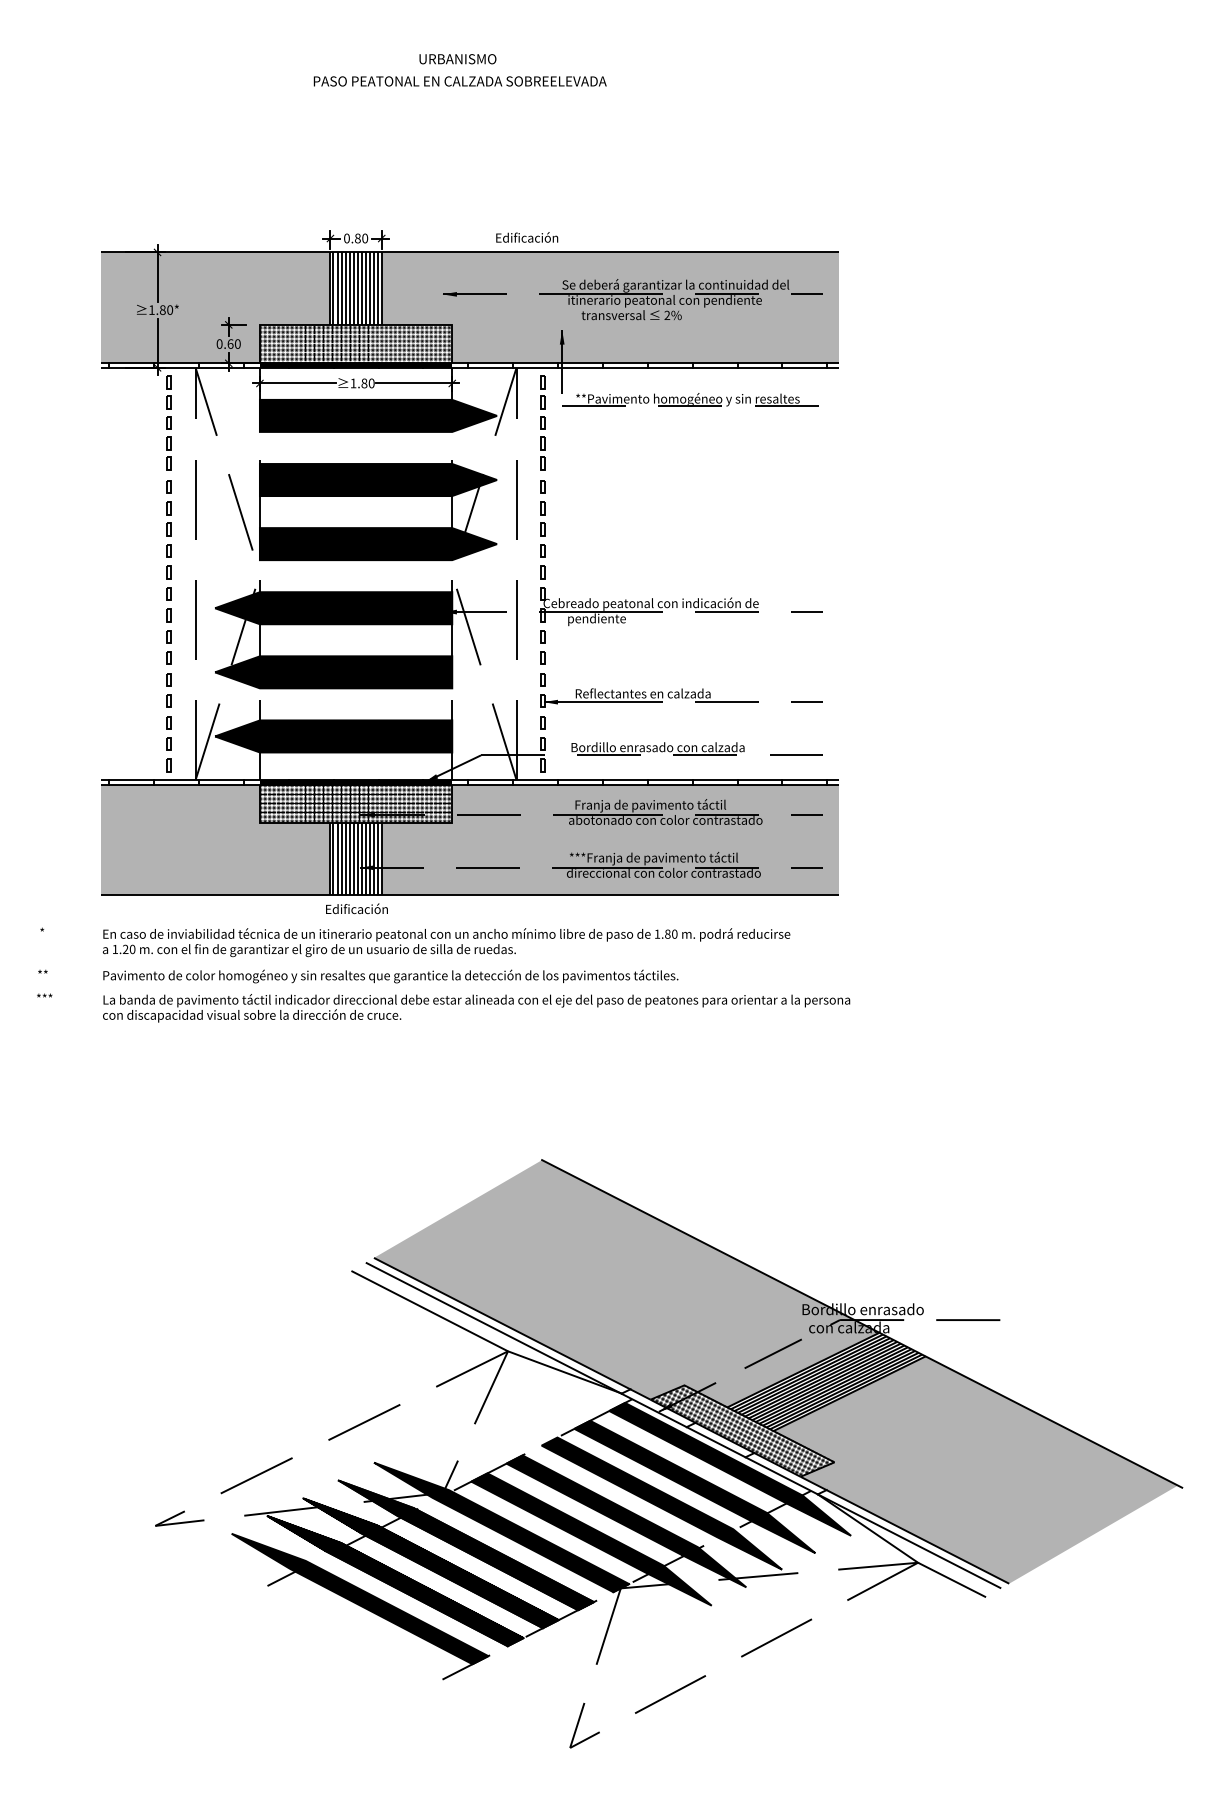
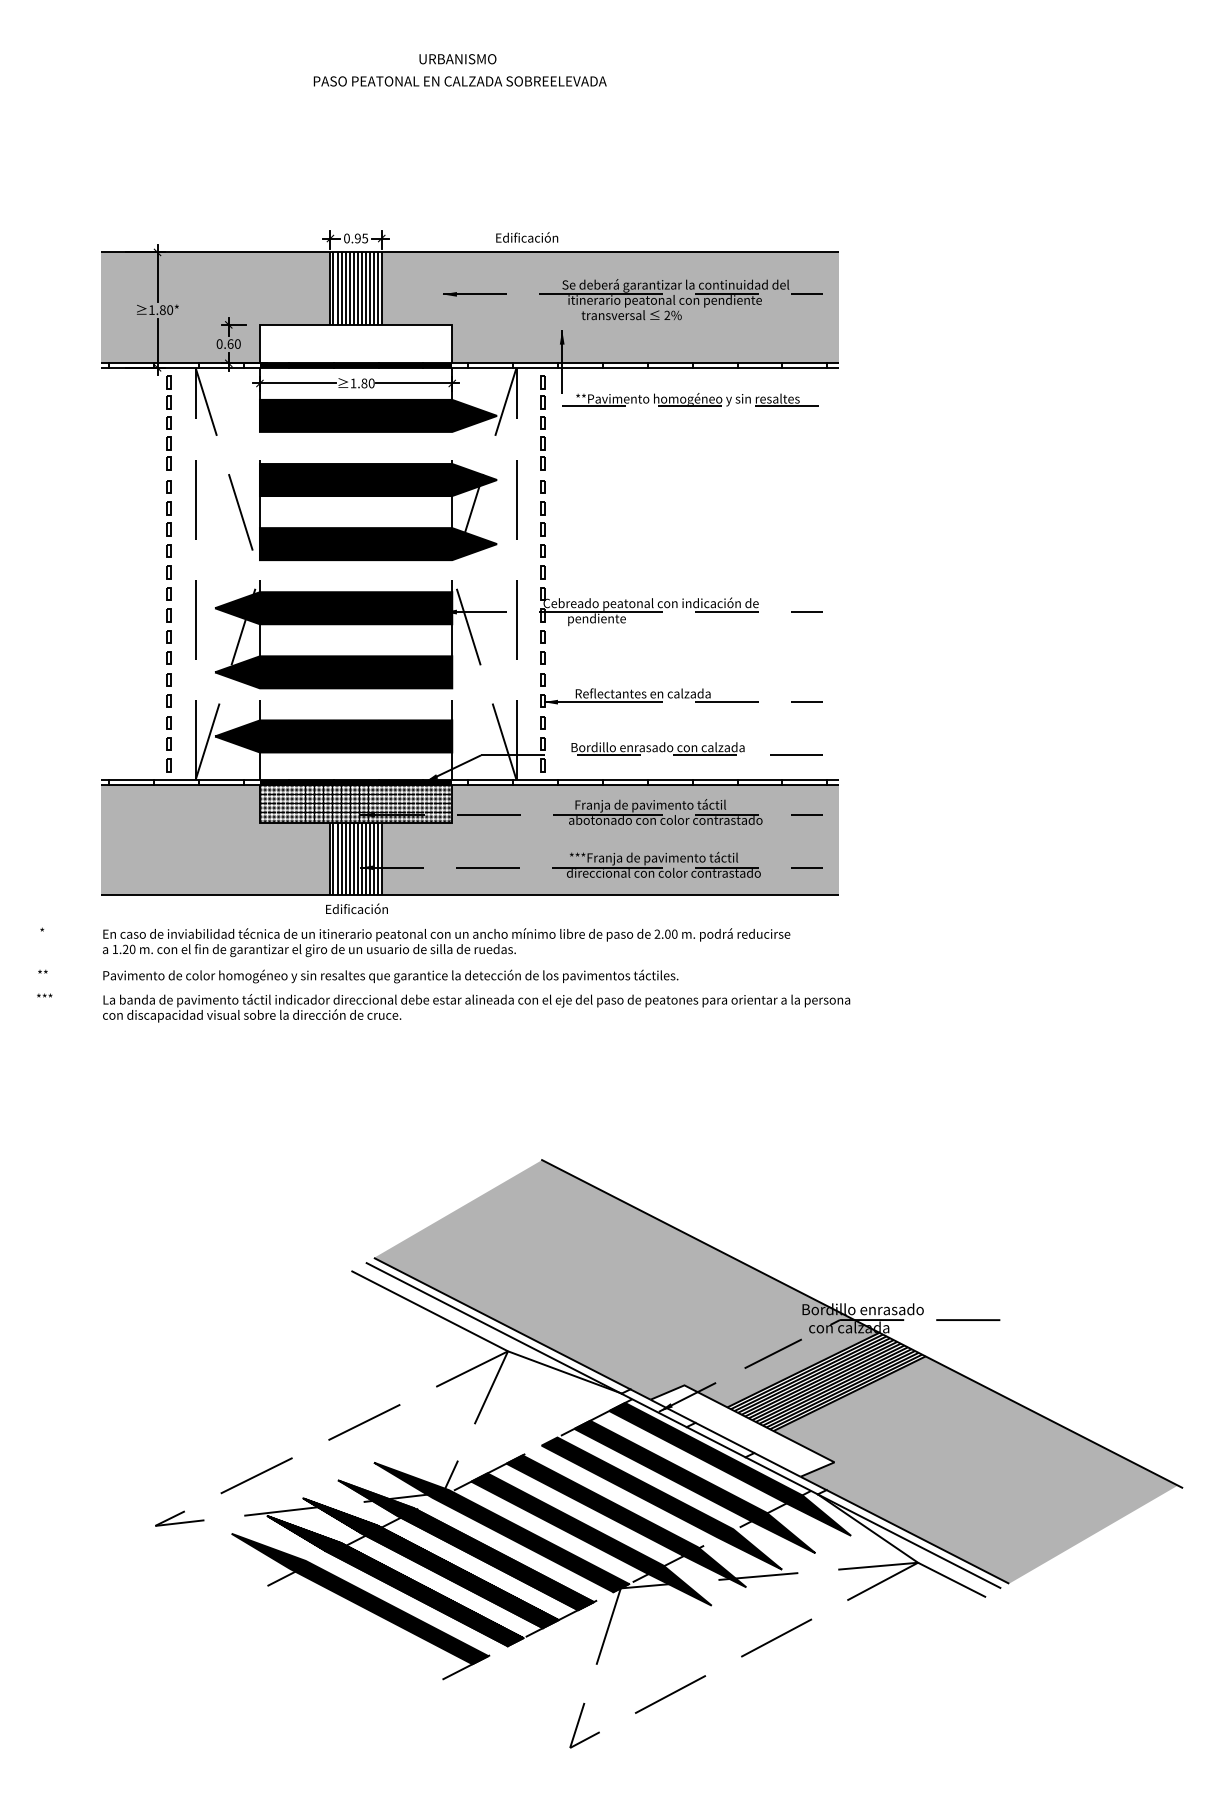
text: 0.80 -> 0.95 (361, 238)
hatch: present -> none (354, 344)
text: 1.80 -> 2.00 (662, 933)
hatch: present -> none (742, 1430)
